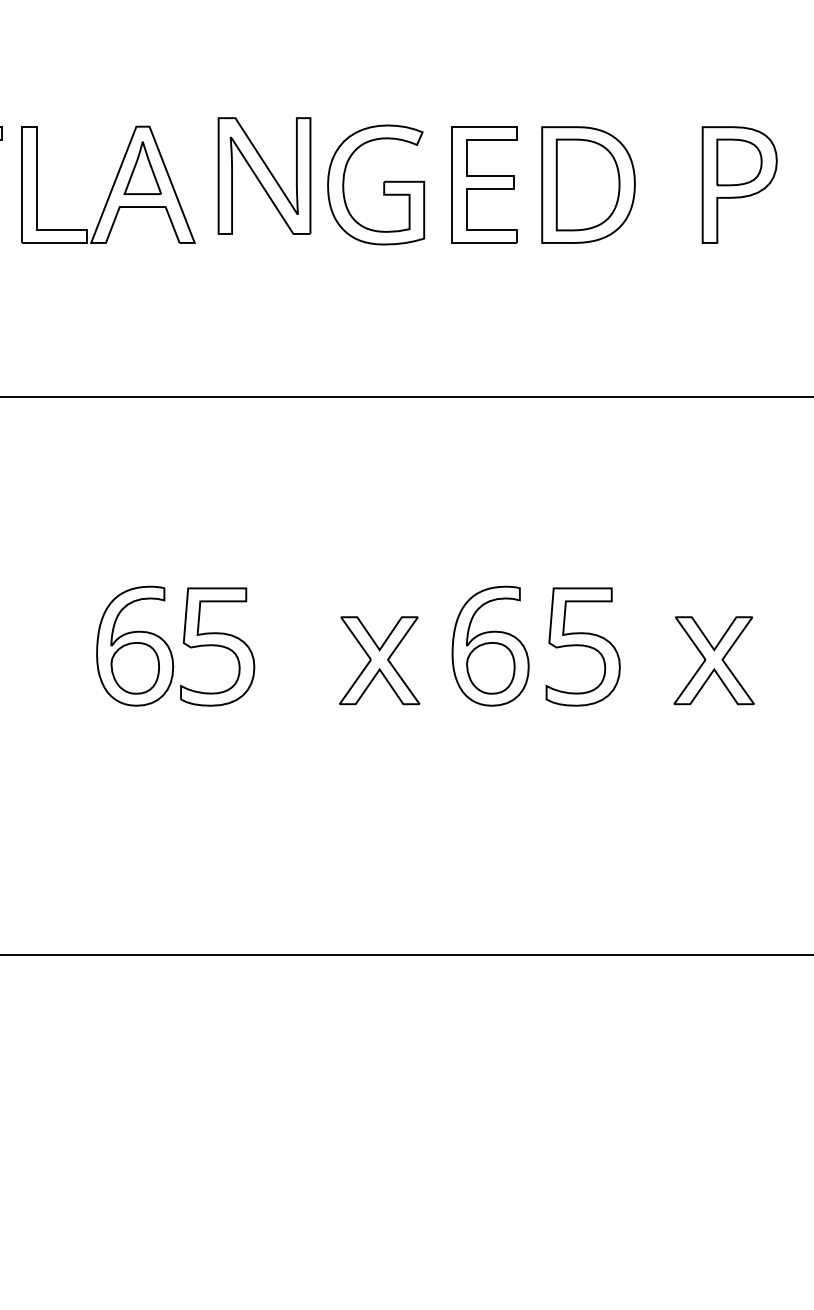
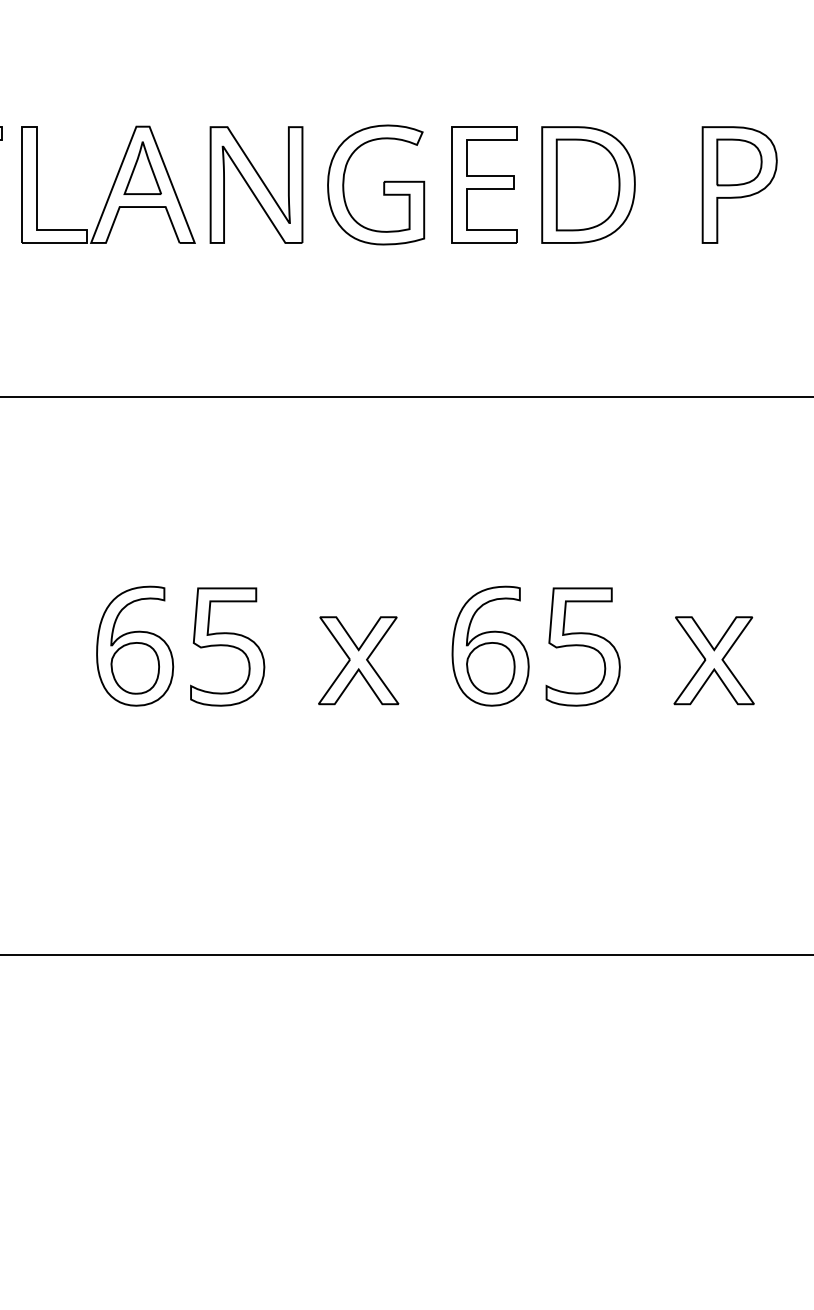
part position: (264, 175) -> (256, 184) (256, 184)
part position: (217, 646) -> (227, 646) (227, 646)
part position: (379, 660) -> (358, 660) (358, 660)
